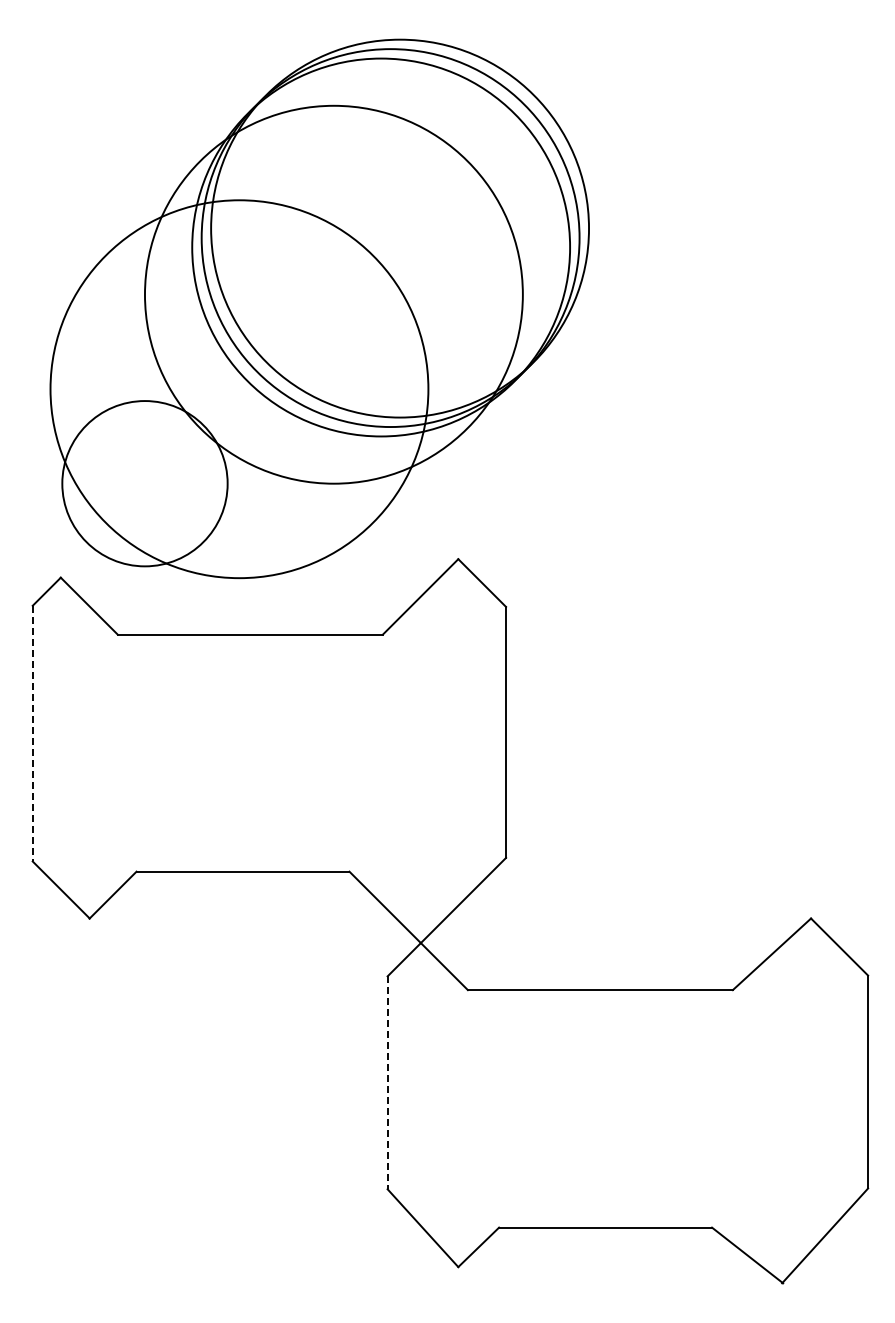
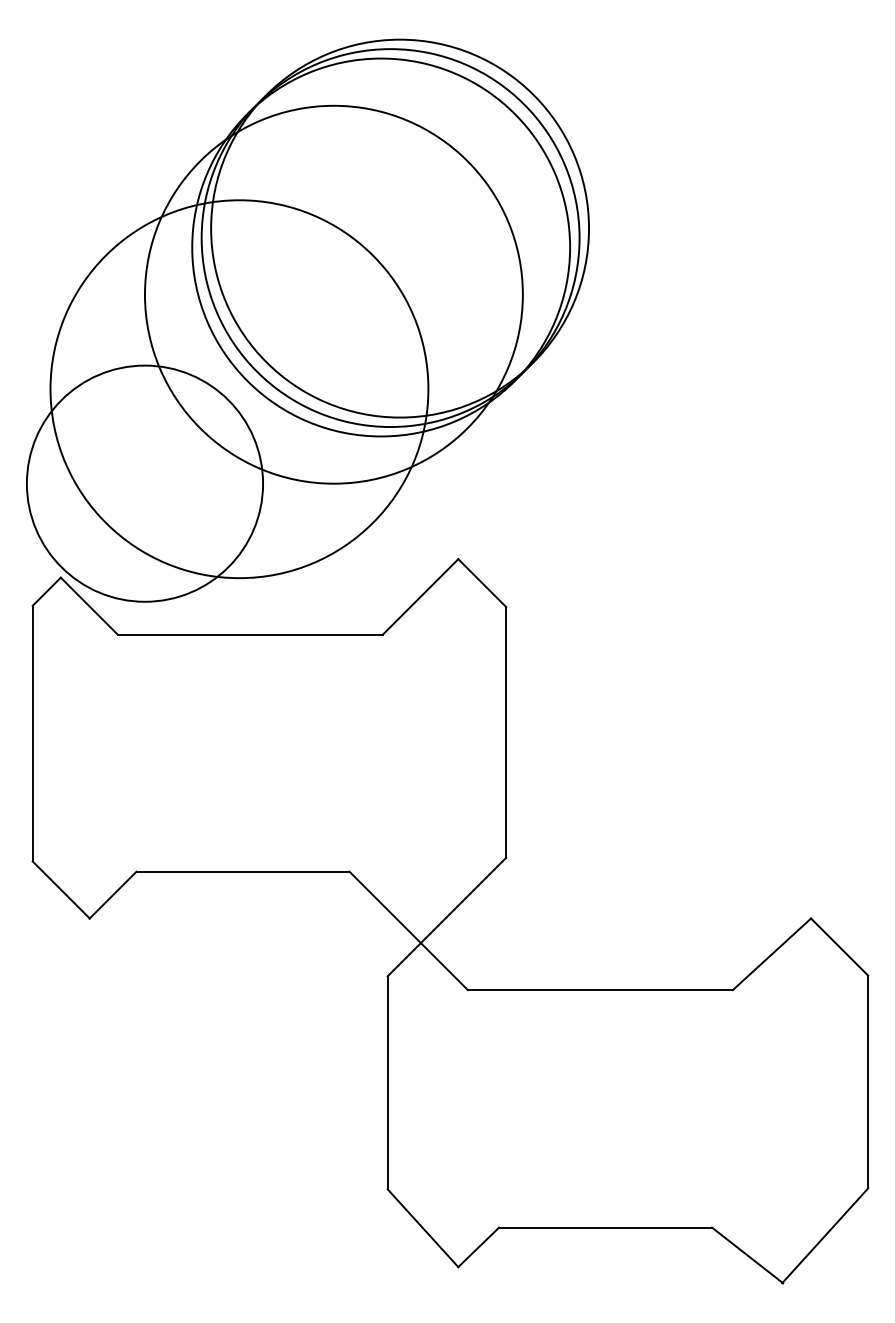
circle diameter: 165 px -> 236 px (144, 483)
line: dashed -> solid (32, 733)
line: dashed -> solid (387, 1083)
